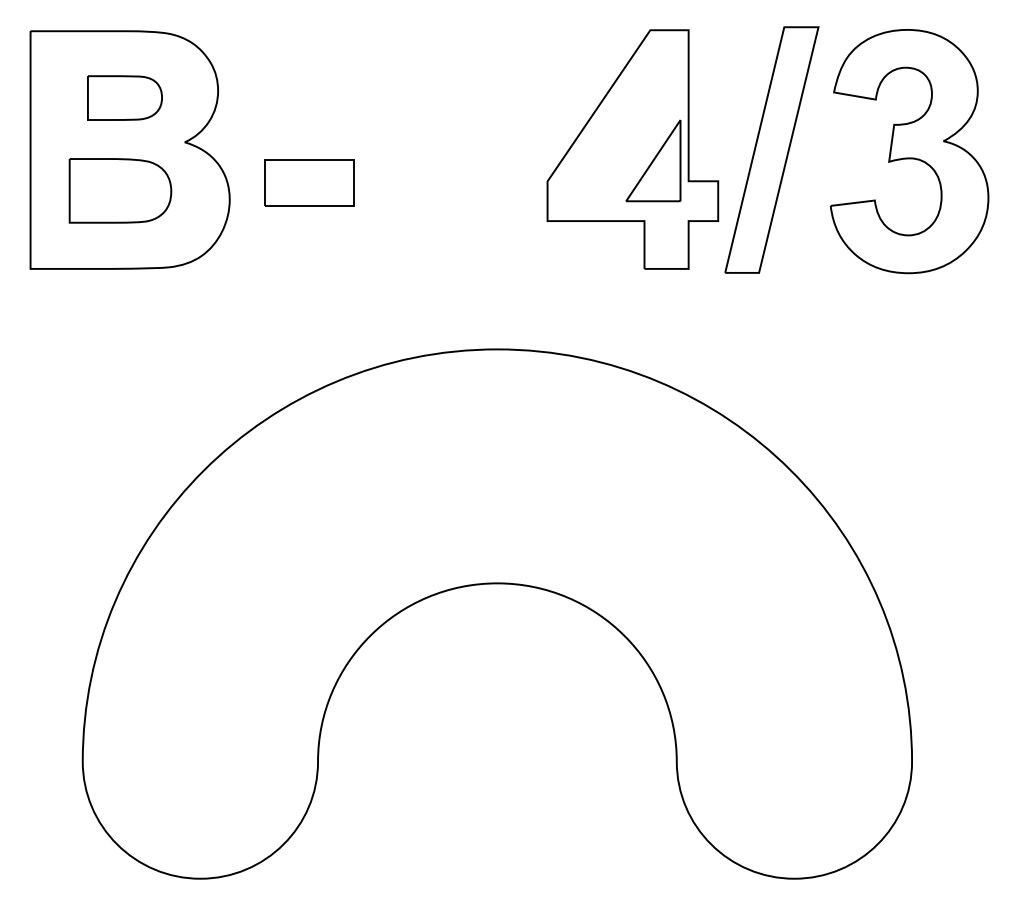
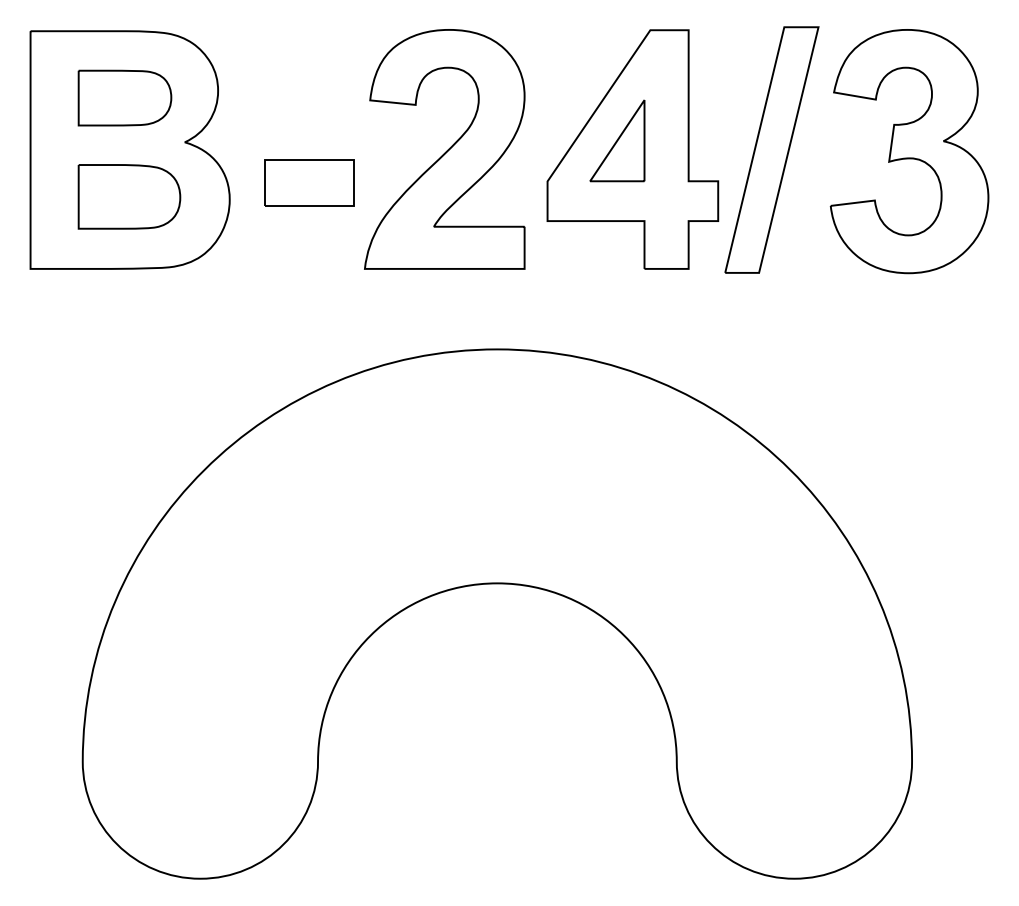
part size: 76x46 px -> 96x58 px (124, 97)
part: none -> present (444, 149)
part position: (653, 160) -> (617, 140) (617, 140)
part position: (120, 190) -> (129, 196) (129, 196)
